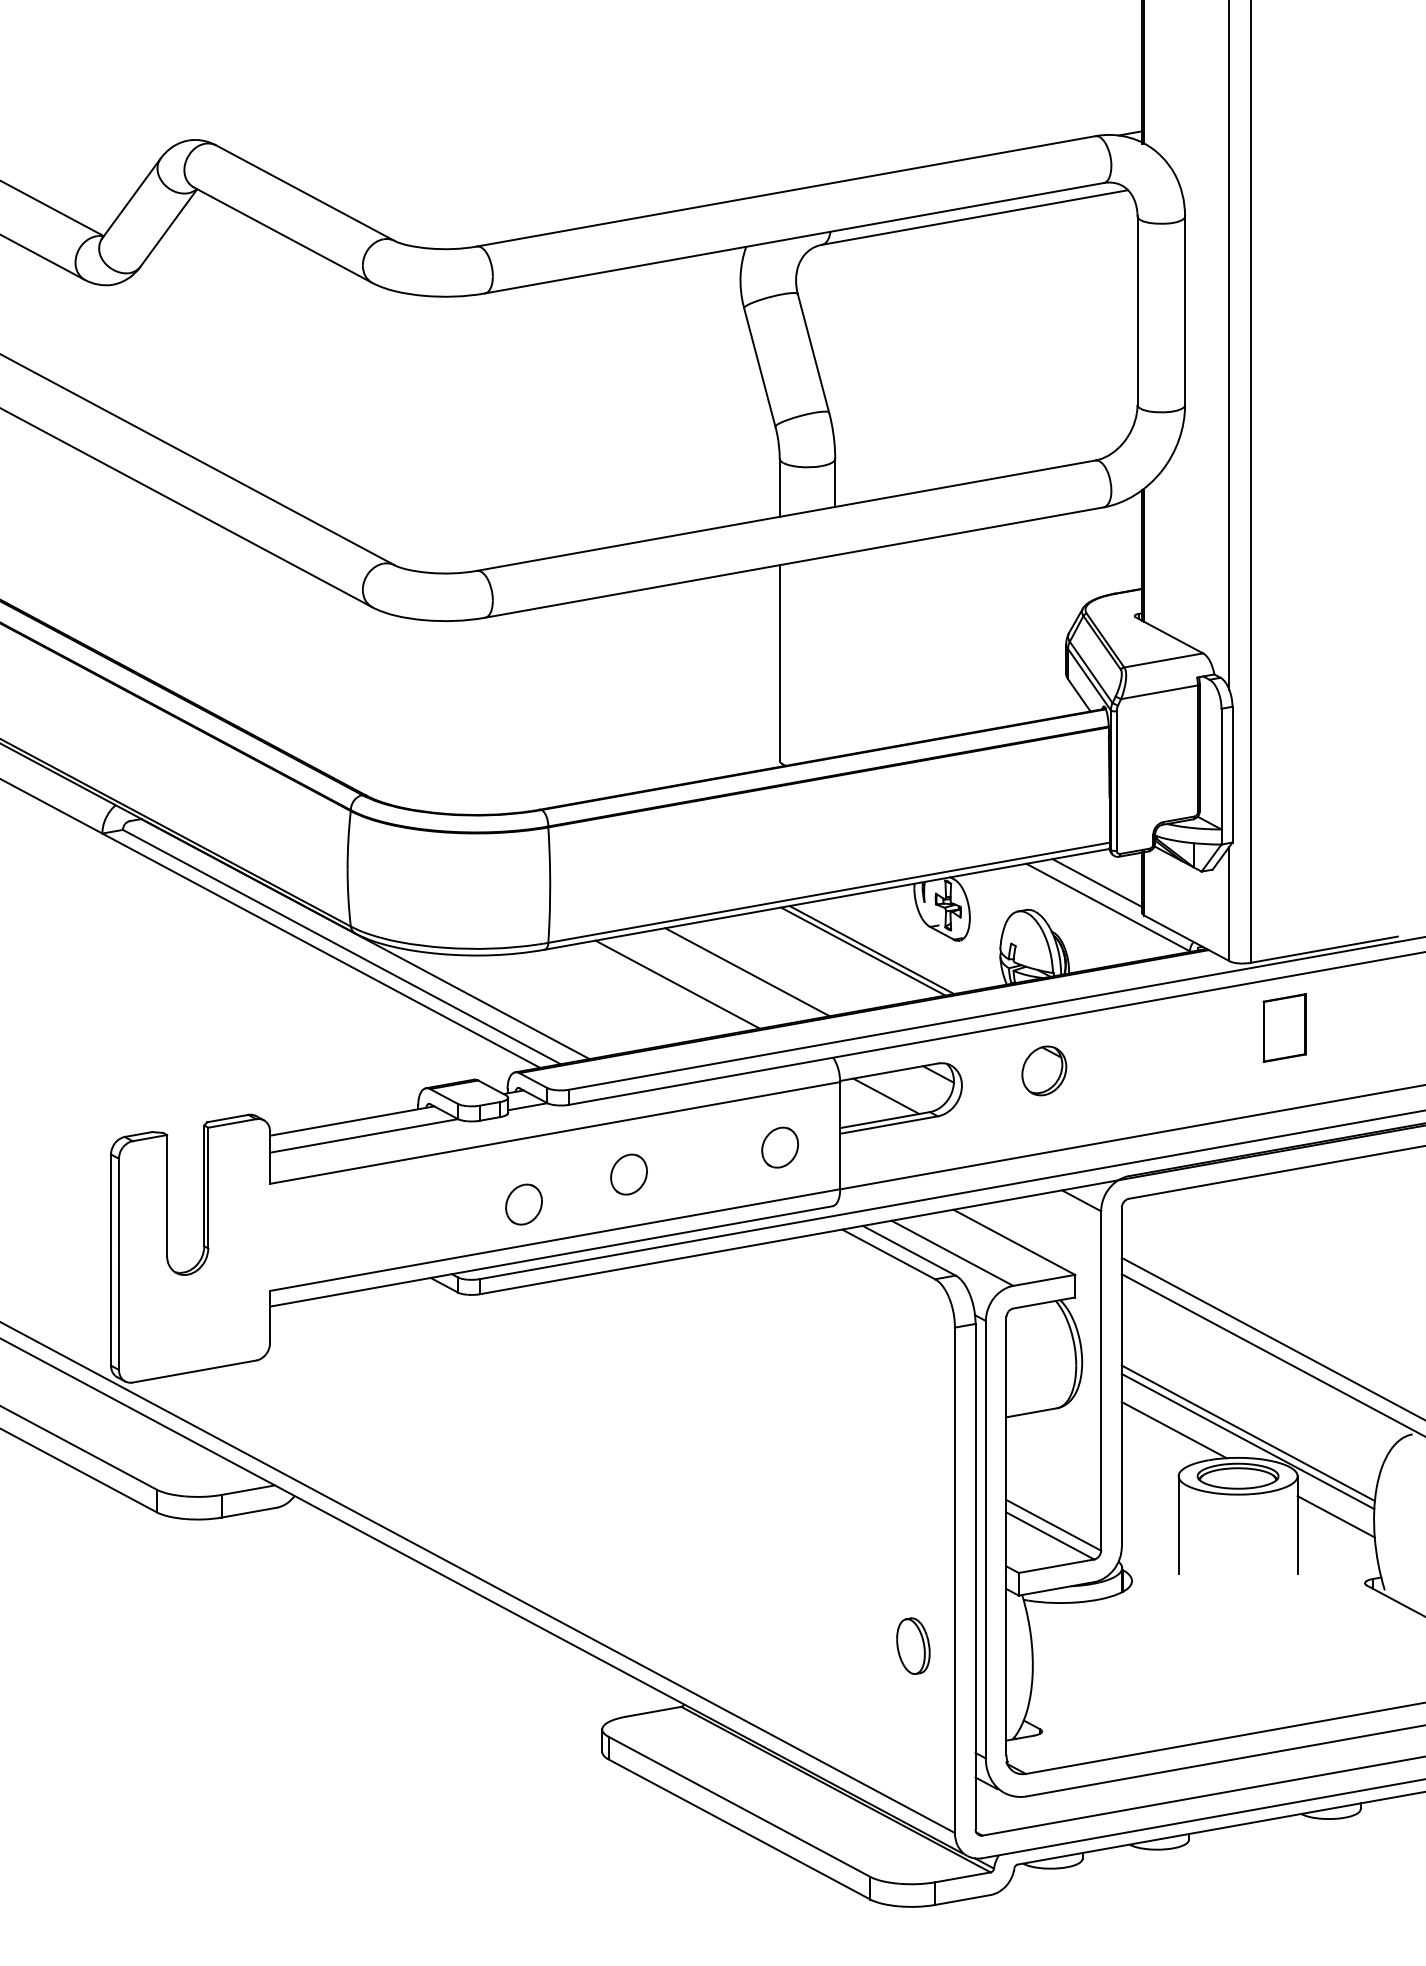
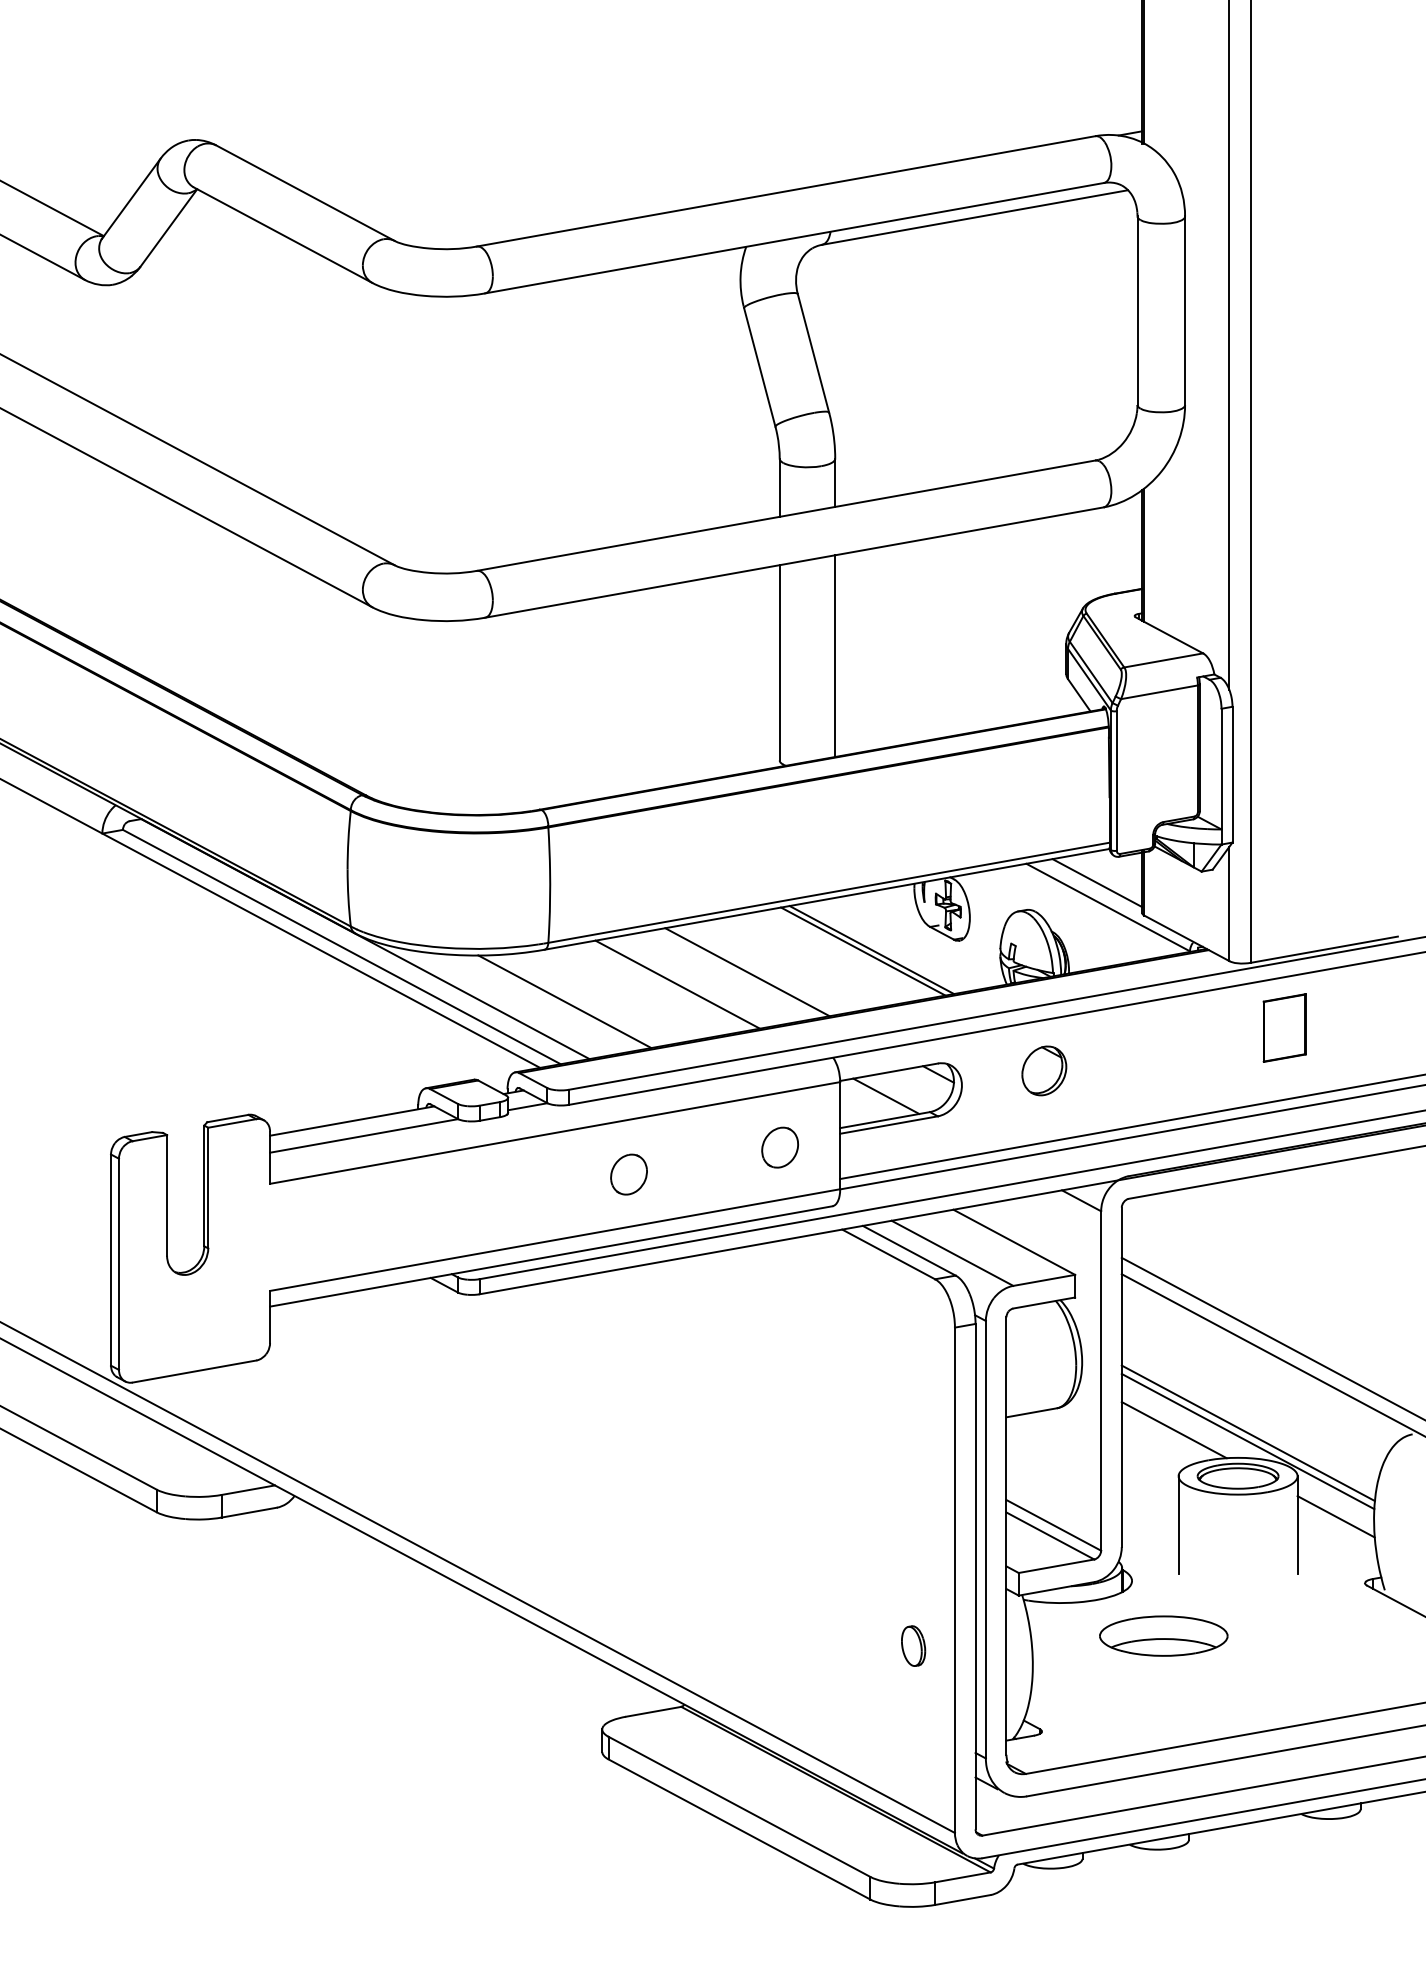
line: none -> present (835, 656)
line: none -> present (564, 1001)
line: none -> present (1131, 1127)
part: present -> none (523, 1204)
part: none -> present (1163, 1635)
part size: 35x58 px -> 26x42 px (913, 1645)
